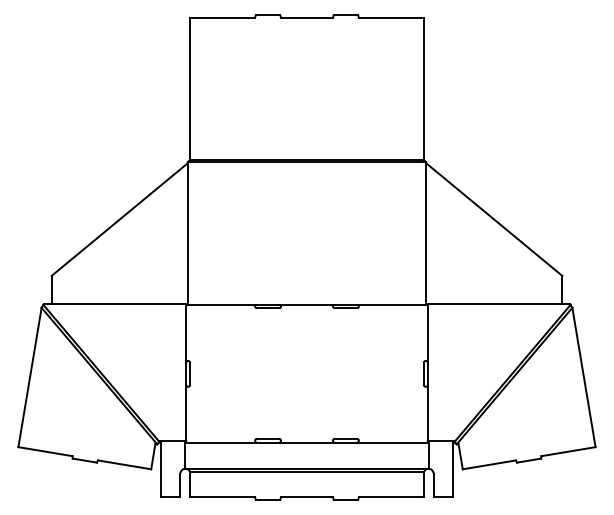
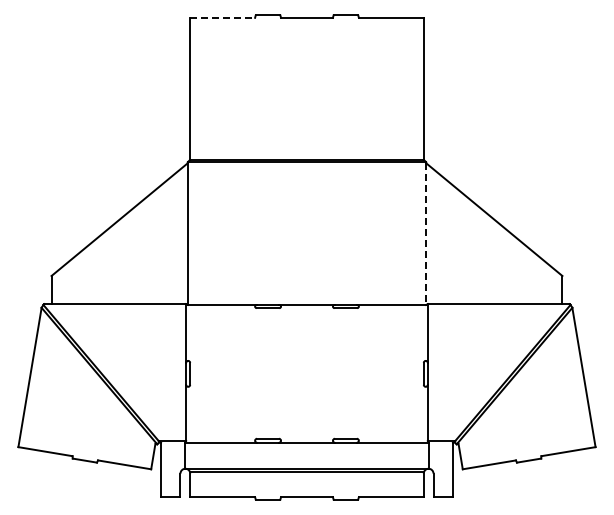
line: solid -> dashed (223, 17)
line: solid -> dashed (426, 234)
